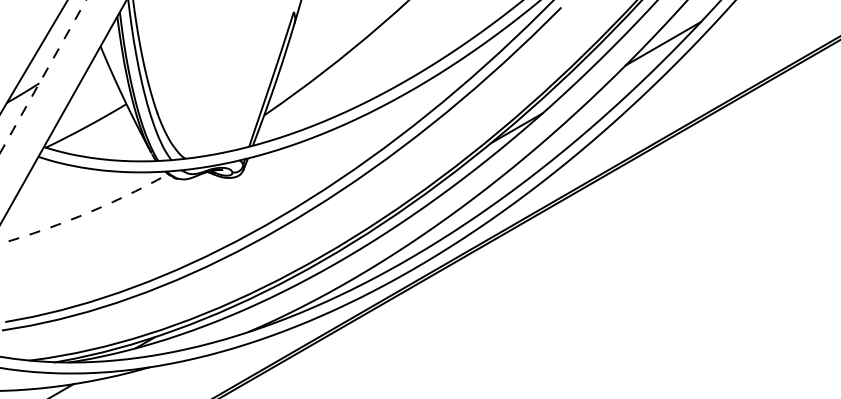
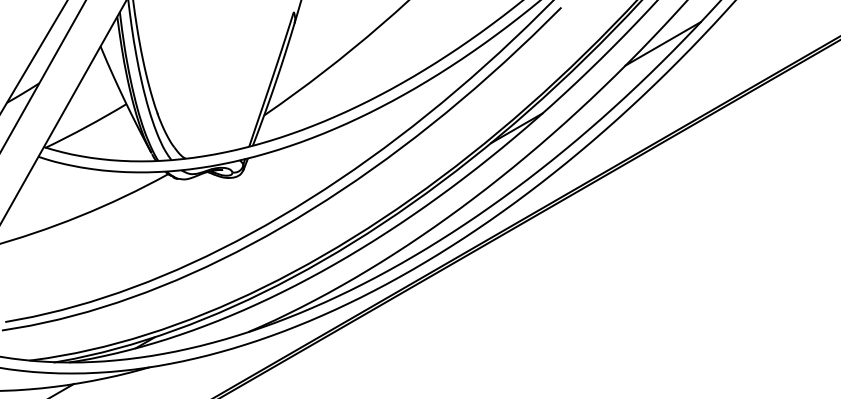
line: dashed -> solid (42, 77)
arc: dashed -> solid (86, 213)
